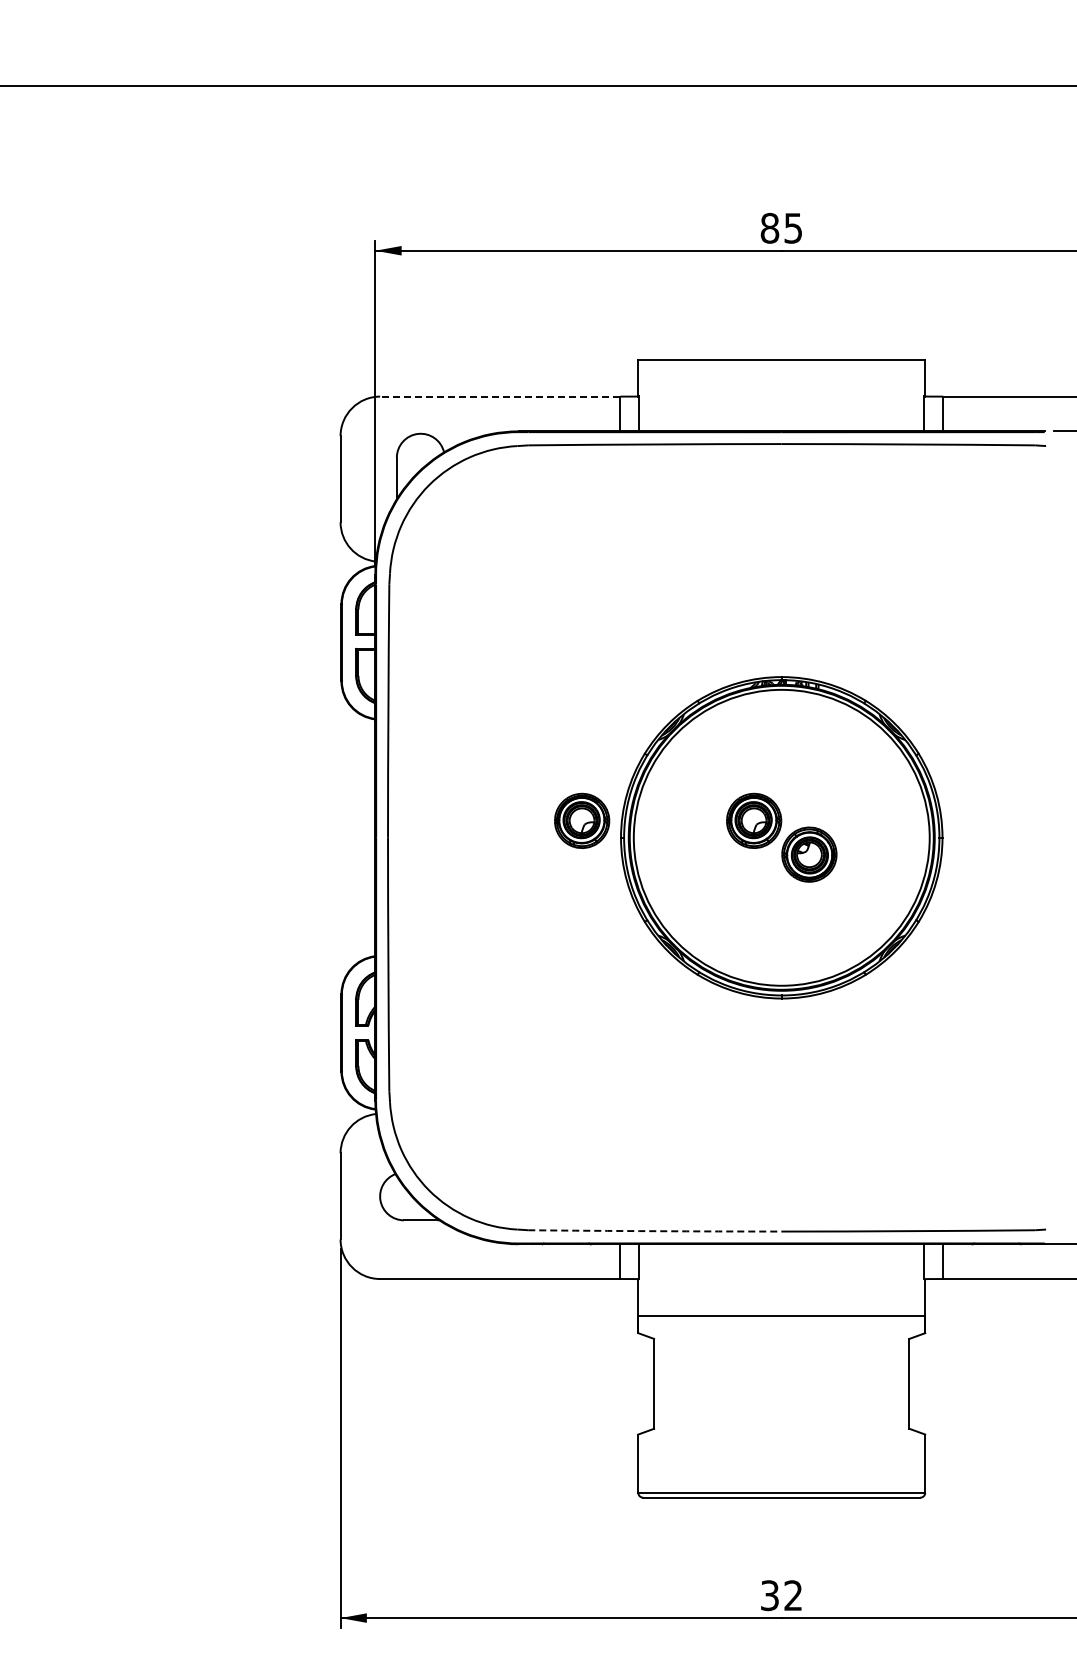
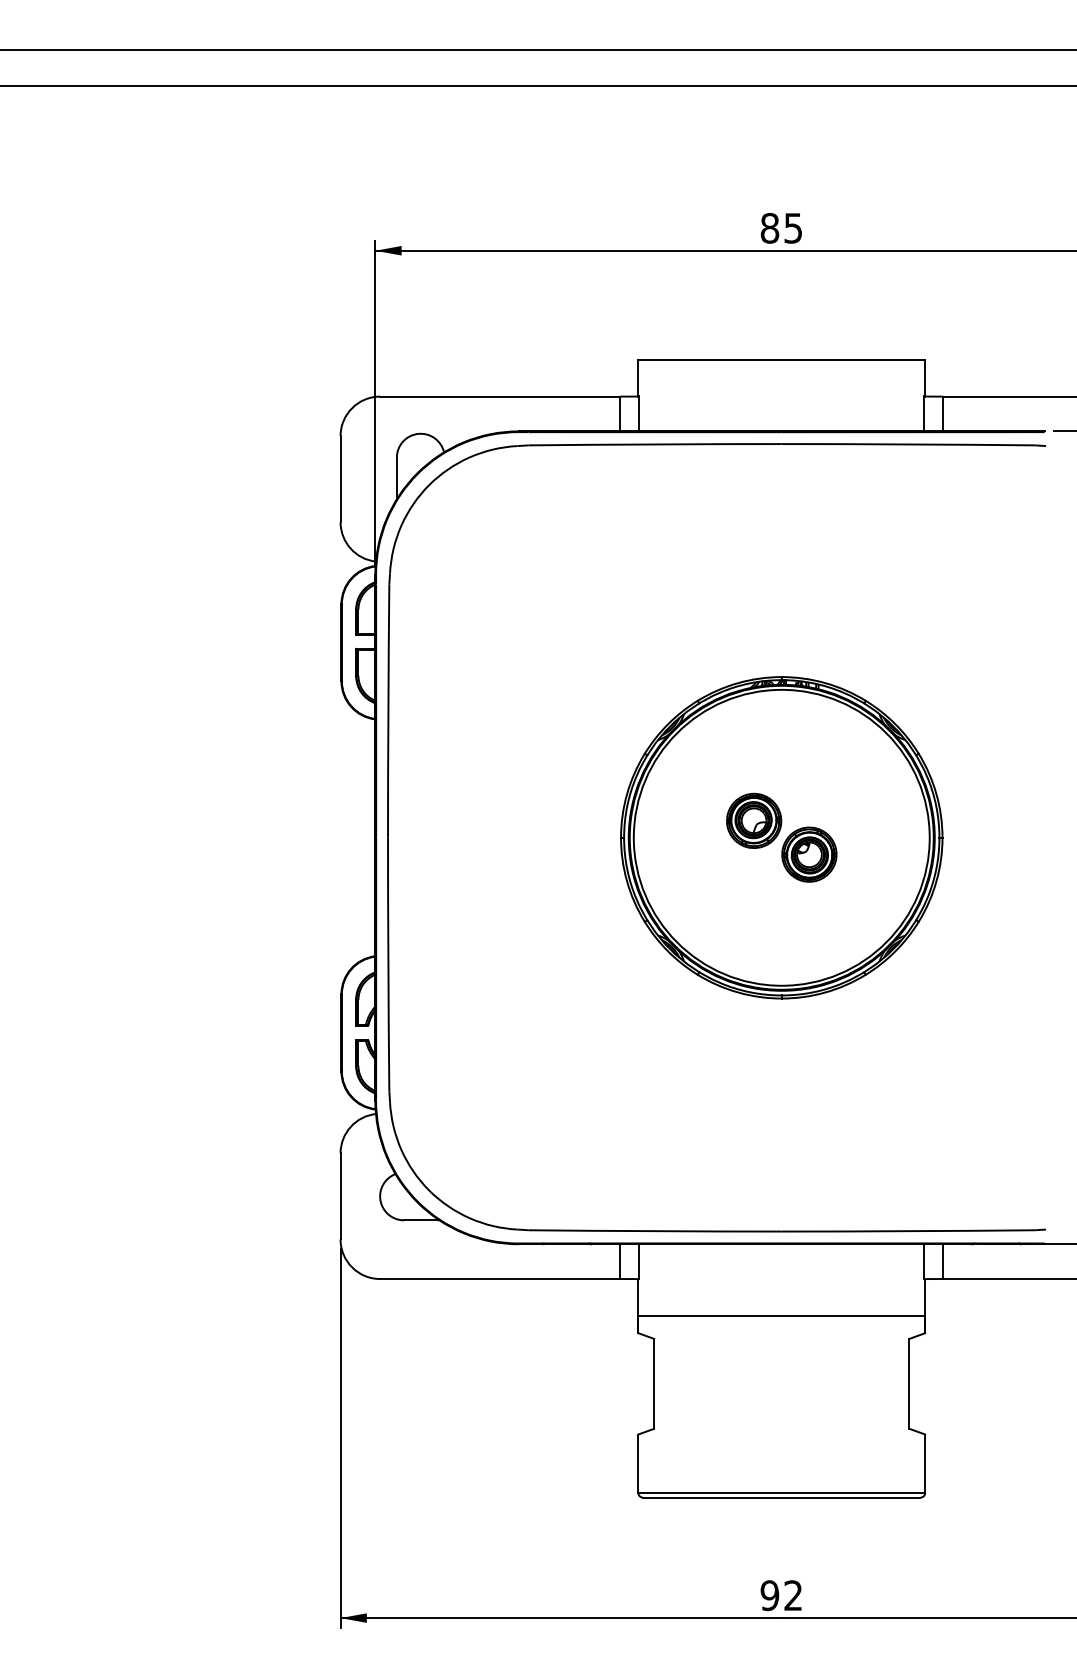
line: none -> present (537, 50)
line: dashed -> solid (499, 396)
part: present -> none (582, 820)
arc: dashed -> solid (655, 1231)
text: 32 -> 92 (769, 1595)
